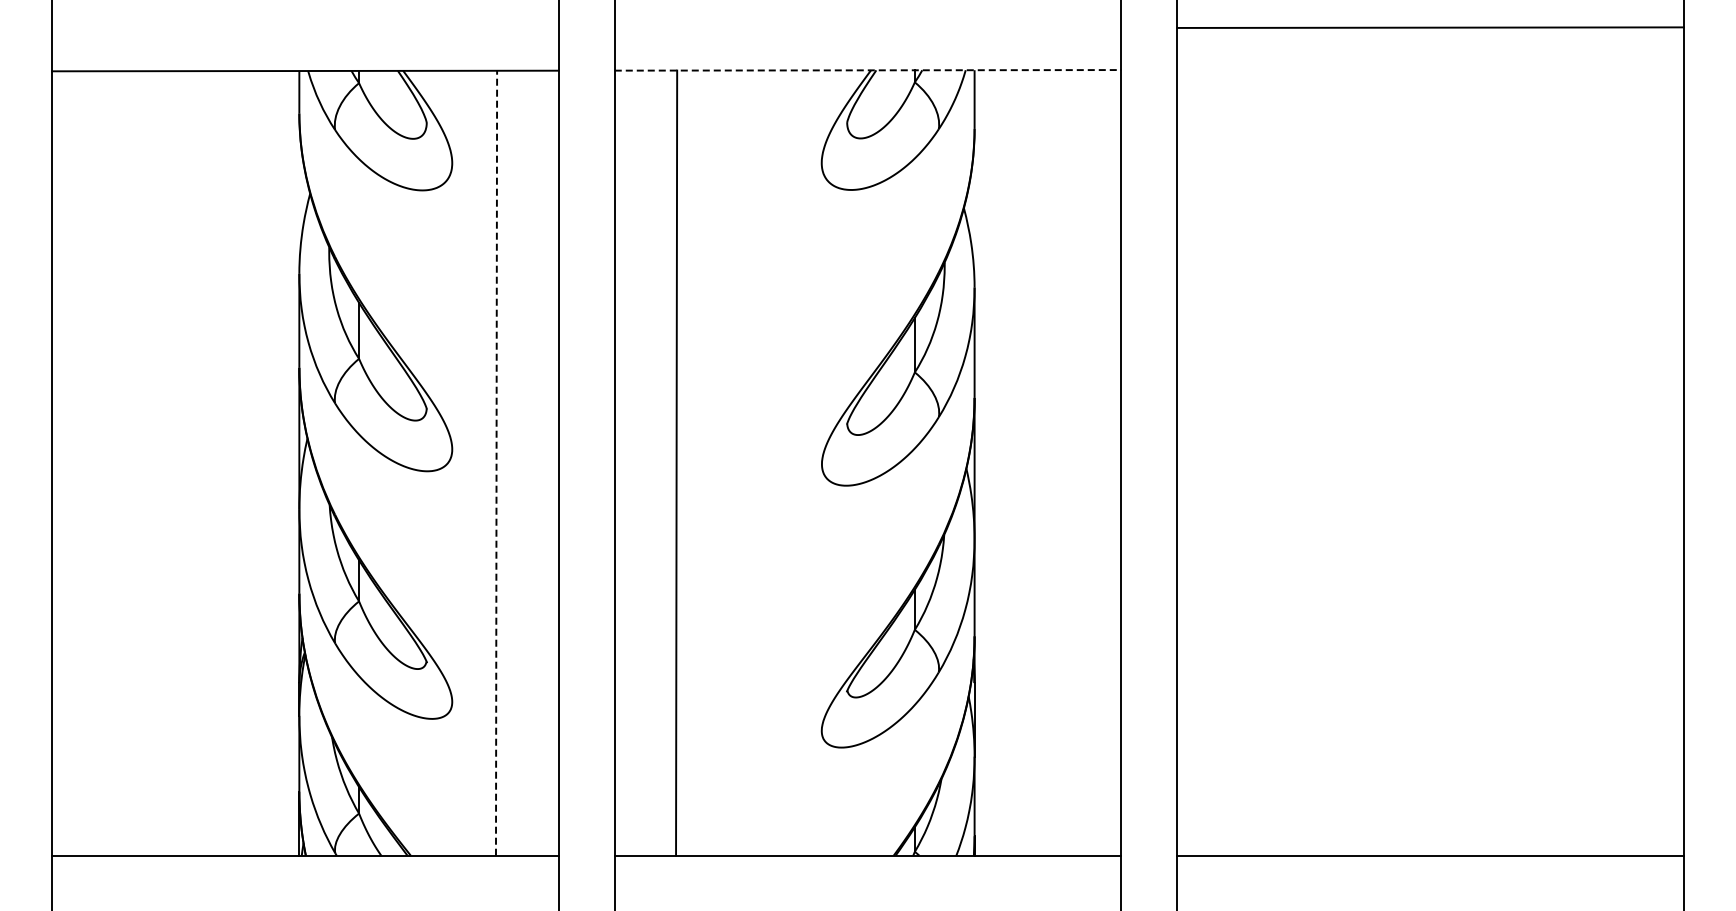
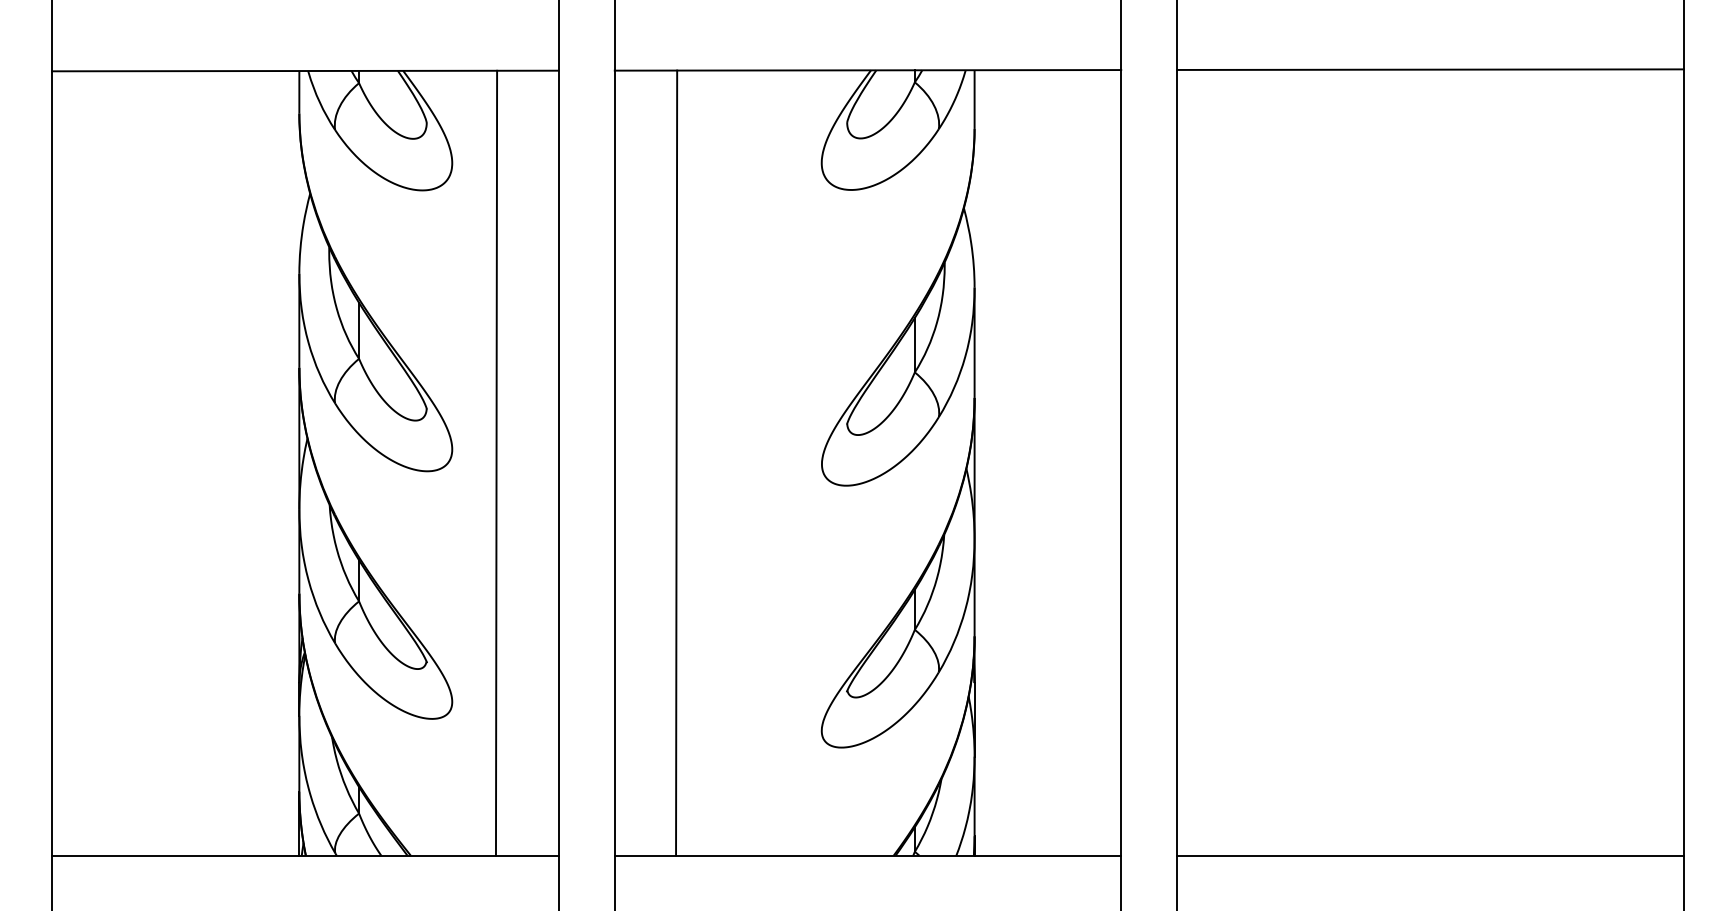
line position: (1430, 27) -> (1430, 69) (1430, 69)
line: dashed -> solid (868, 70)
line: dashed -> solid (496, 462)
